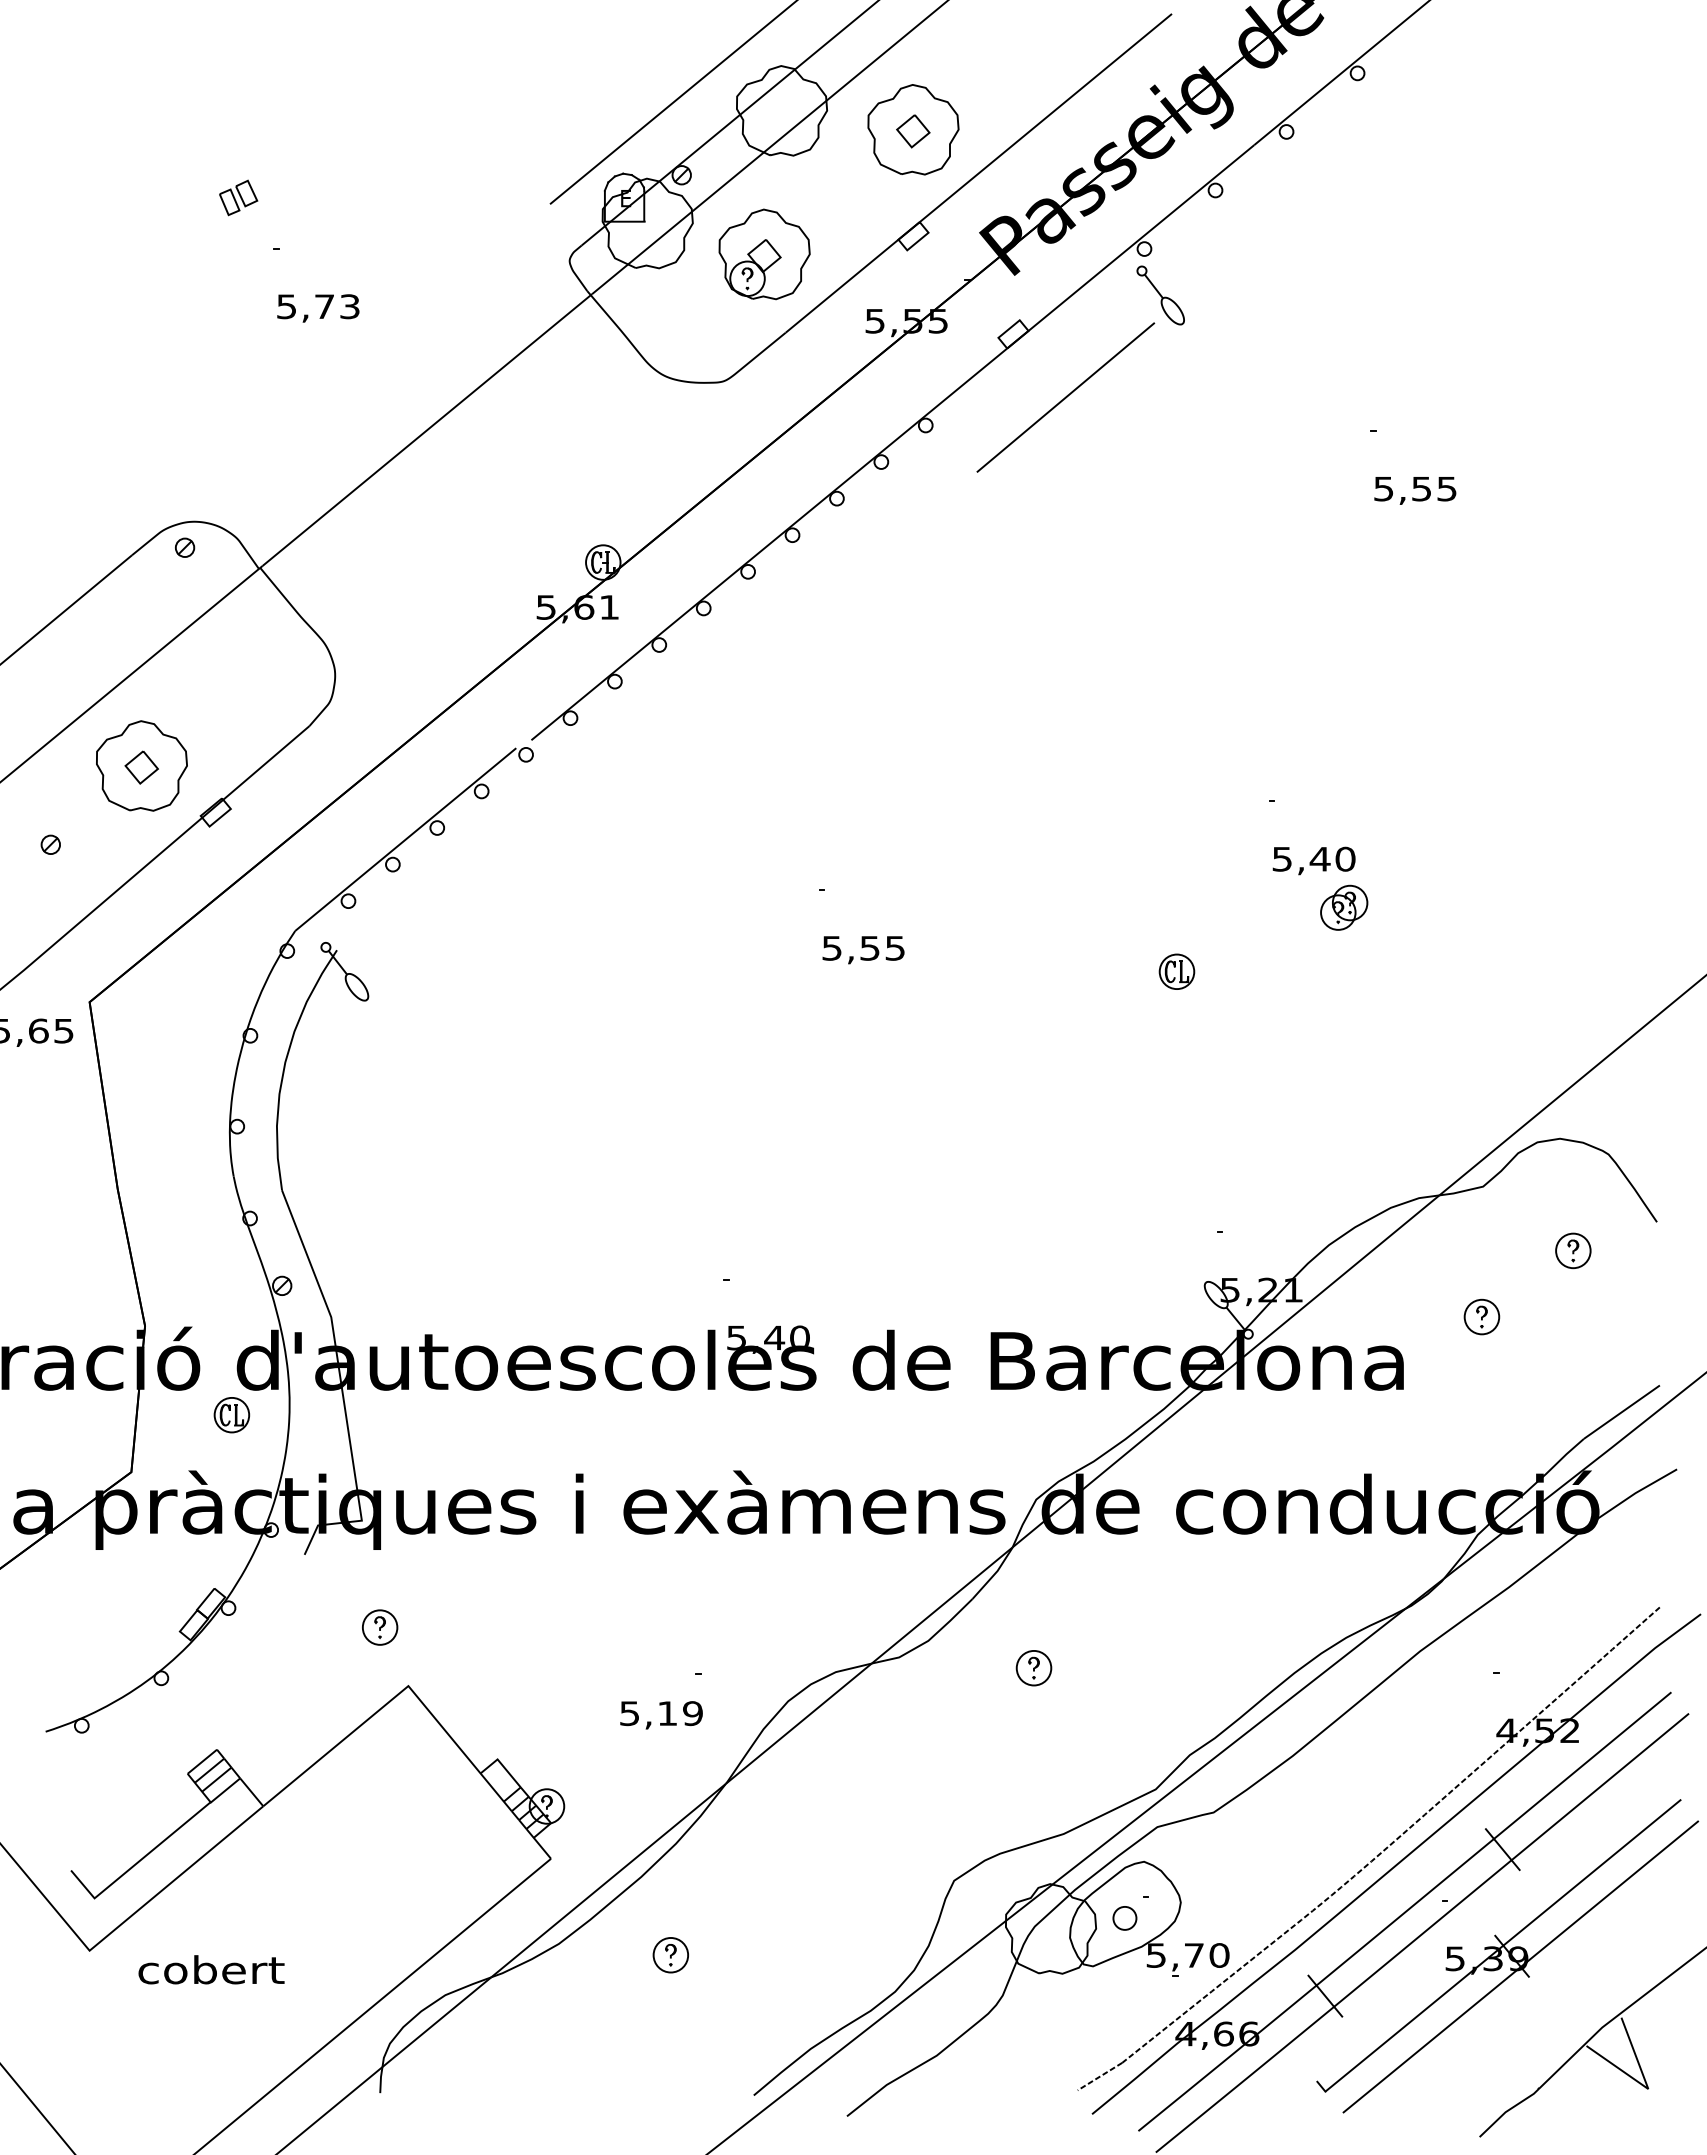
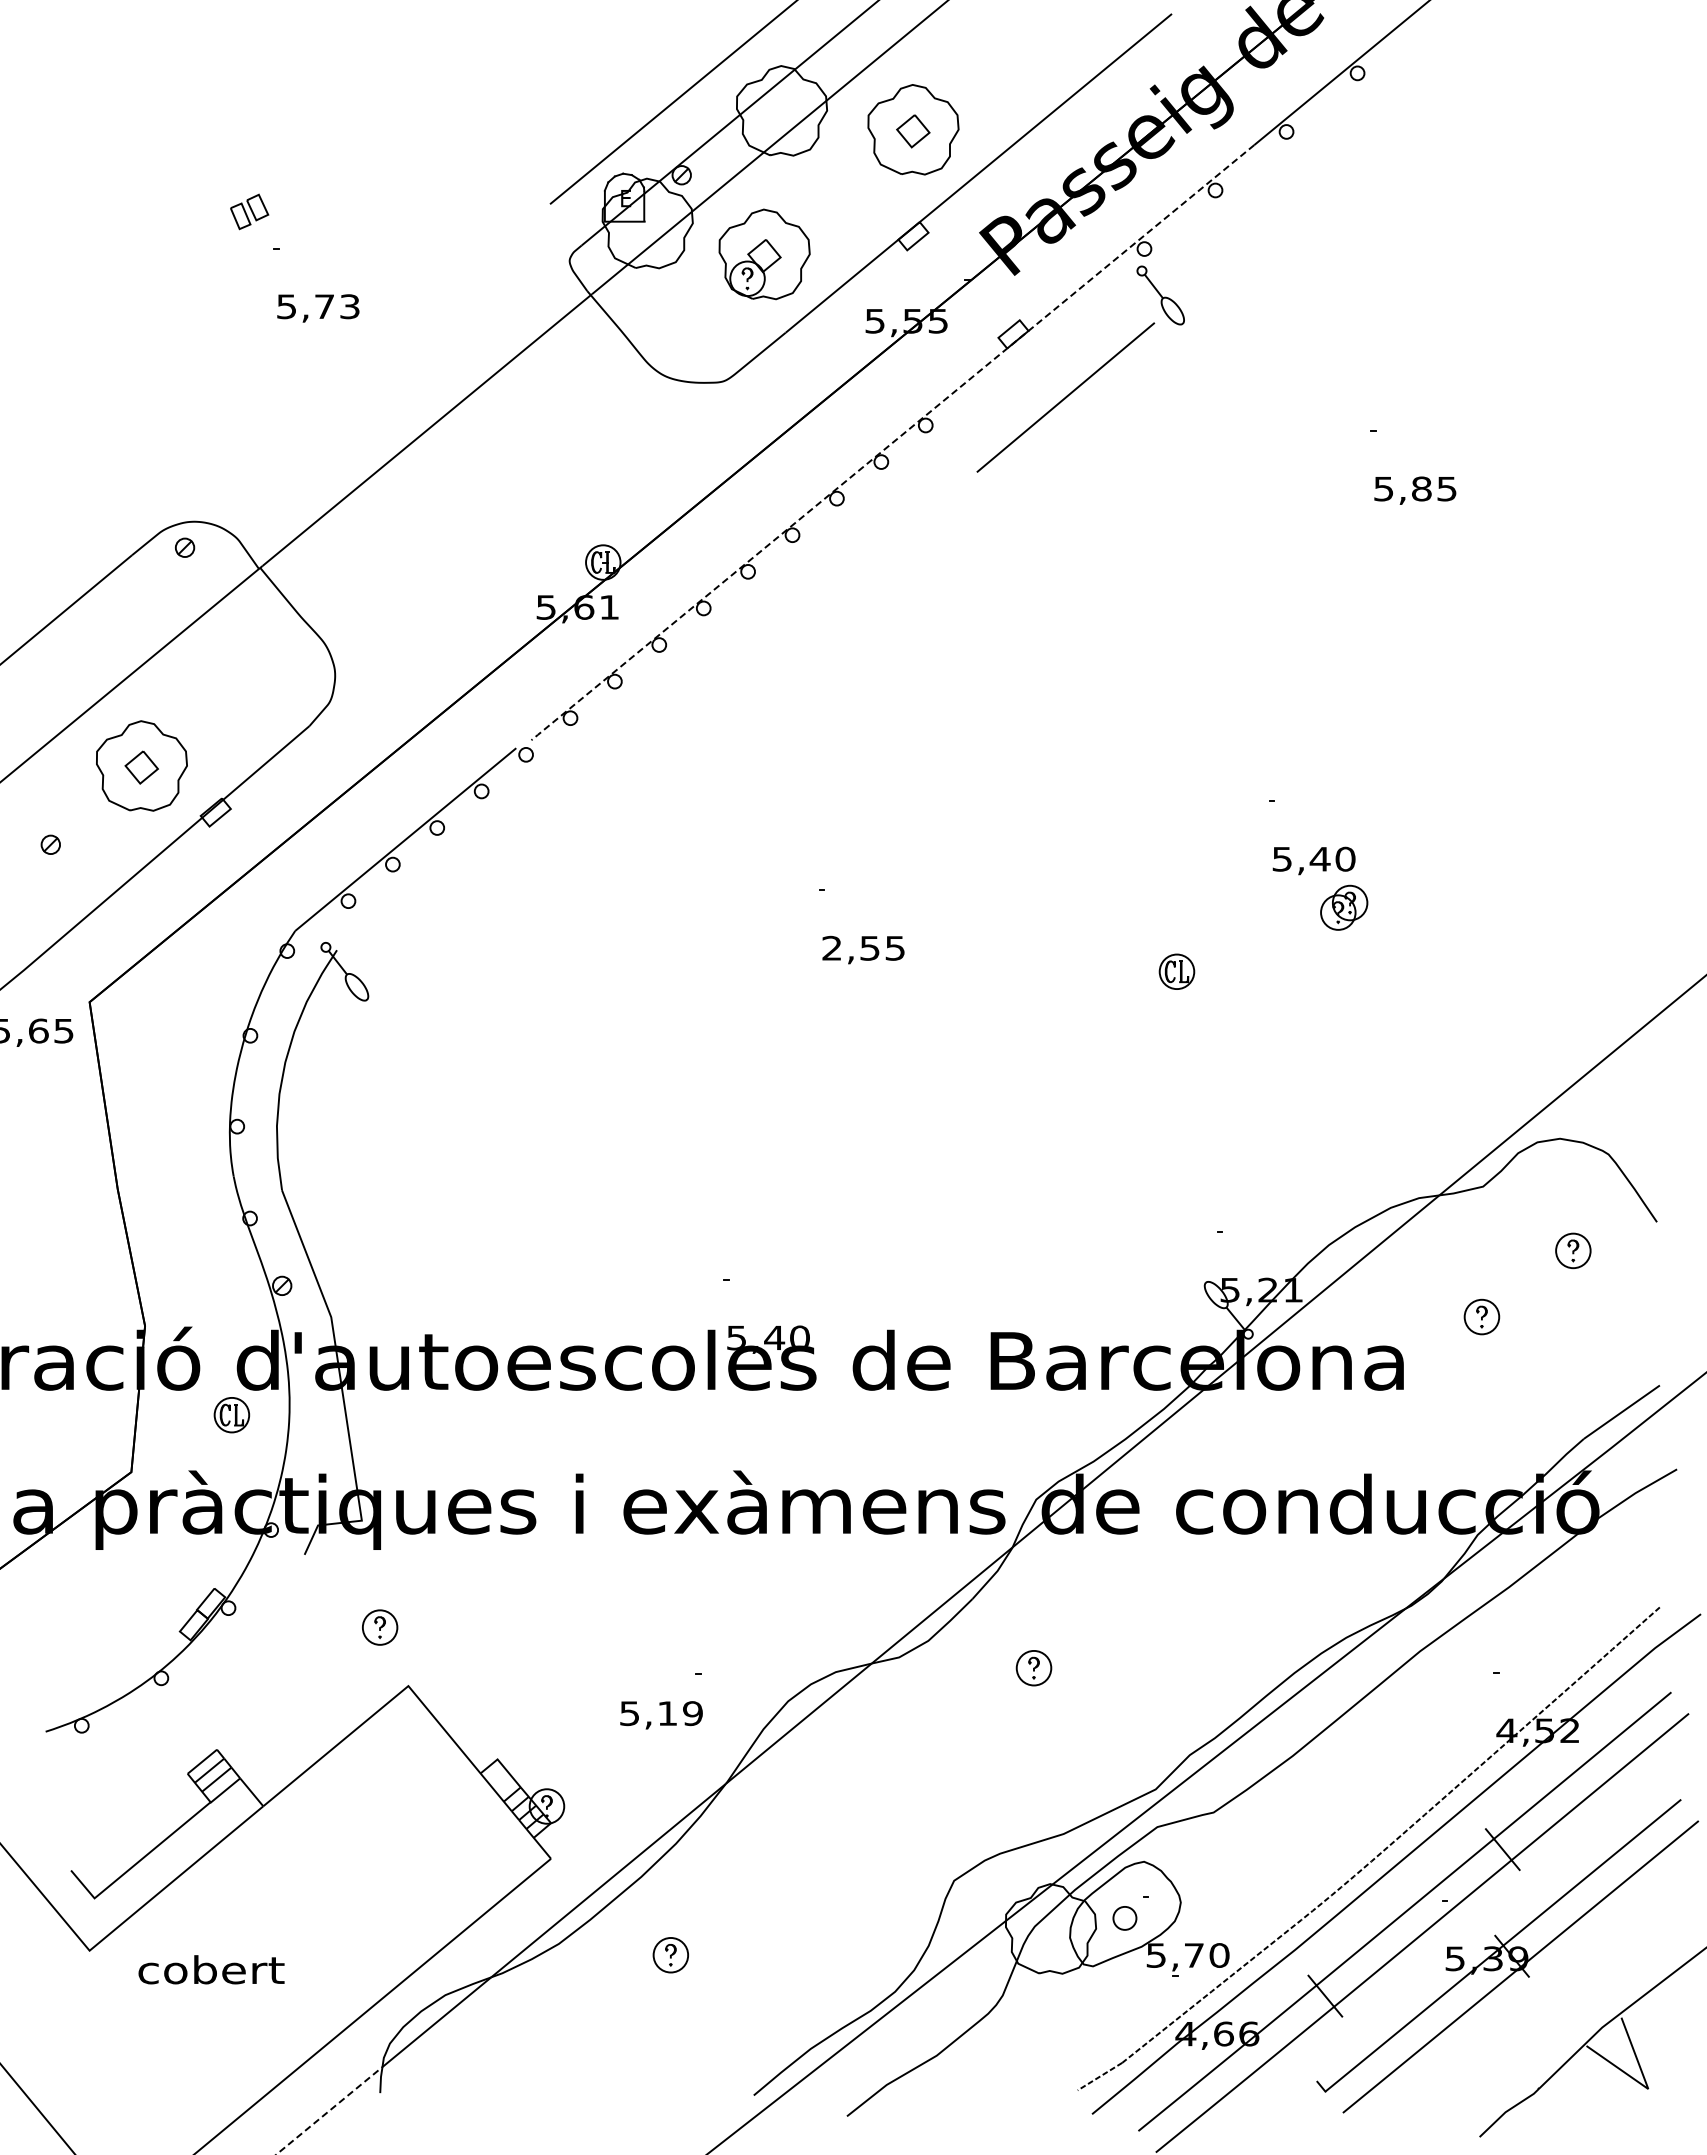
part position: (238, 197) -> (249, 211) (249, 211)
line: solid -> dashed (891, 443)
text: 5,55 -> 5,85 (1421, 488)
text: 5,55 -> 2,55 (831, 947)
line: solid -> dashed (329, 2110)
